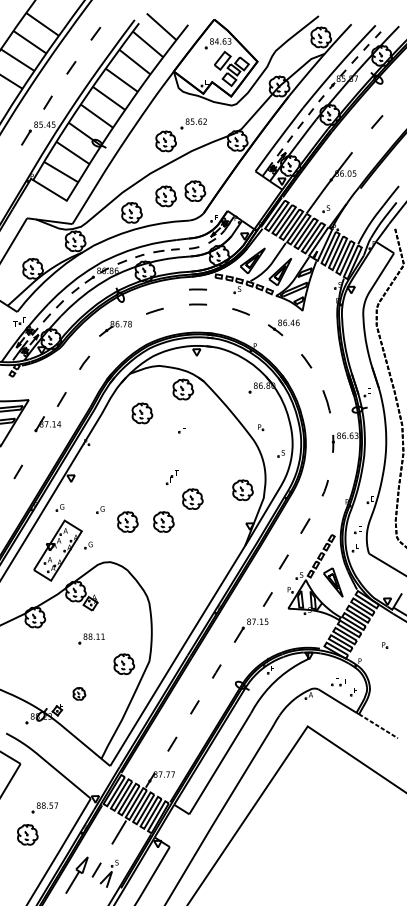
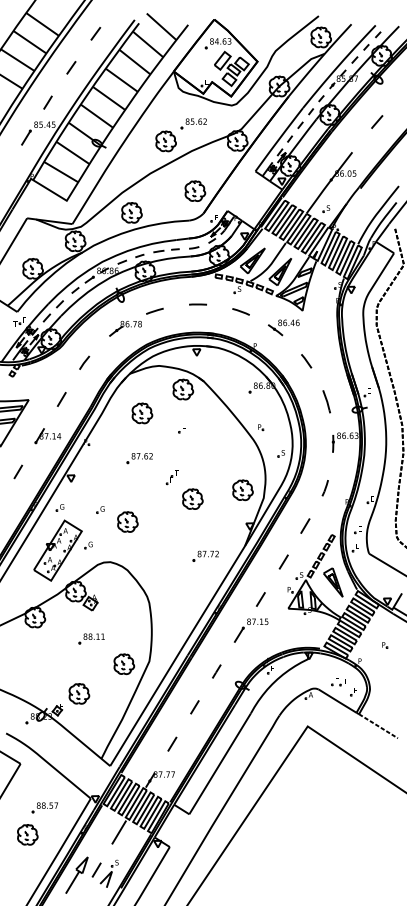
part: present -> none (165, 196)
line: present -> none (197, 289)
part position: (115, 328) -> (125, 328) (125, 328)
part position: (47, 424) -> (47, 436) (47, 436)
part: none -> present (139, 458)
part: present -> none (163, 521)
part: none -> present (205, 555)
line position: (267, 599) -> (260, 599) (260, 599)
part size: 15x14 px -> 23x22 px (79, 693)
